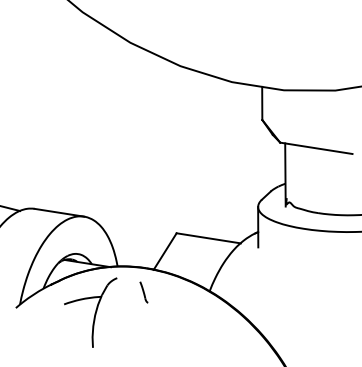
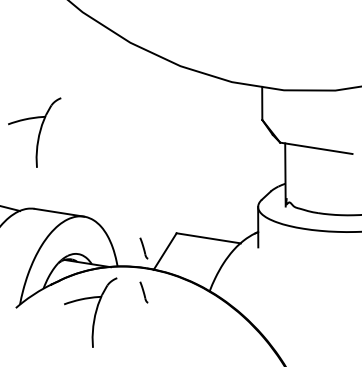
part: none -> present (34, 132)
line: none -> present (143, 248)
